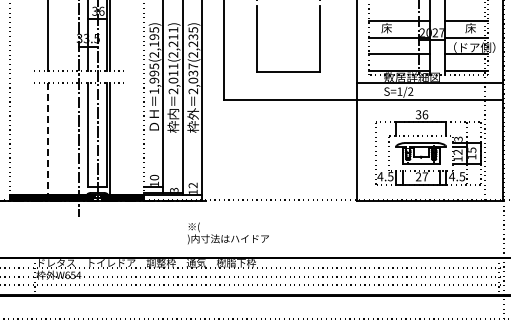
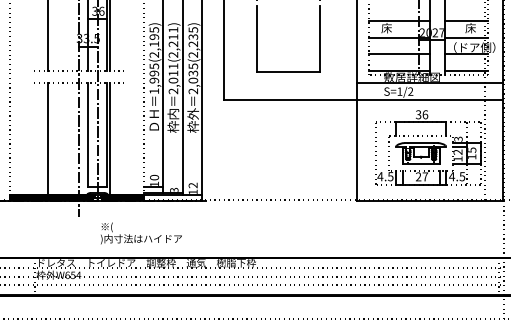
text: 2,037(2,235) -> 2,035(2,235) (193, 66)
line: dashed -> solid (47, 139)
text position: (228, 233) -> (141, 233) (141, 233)
